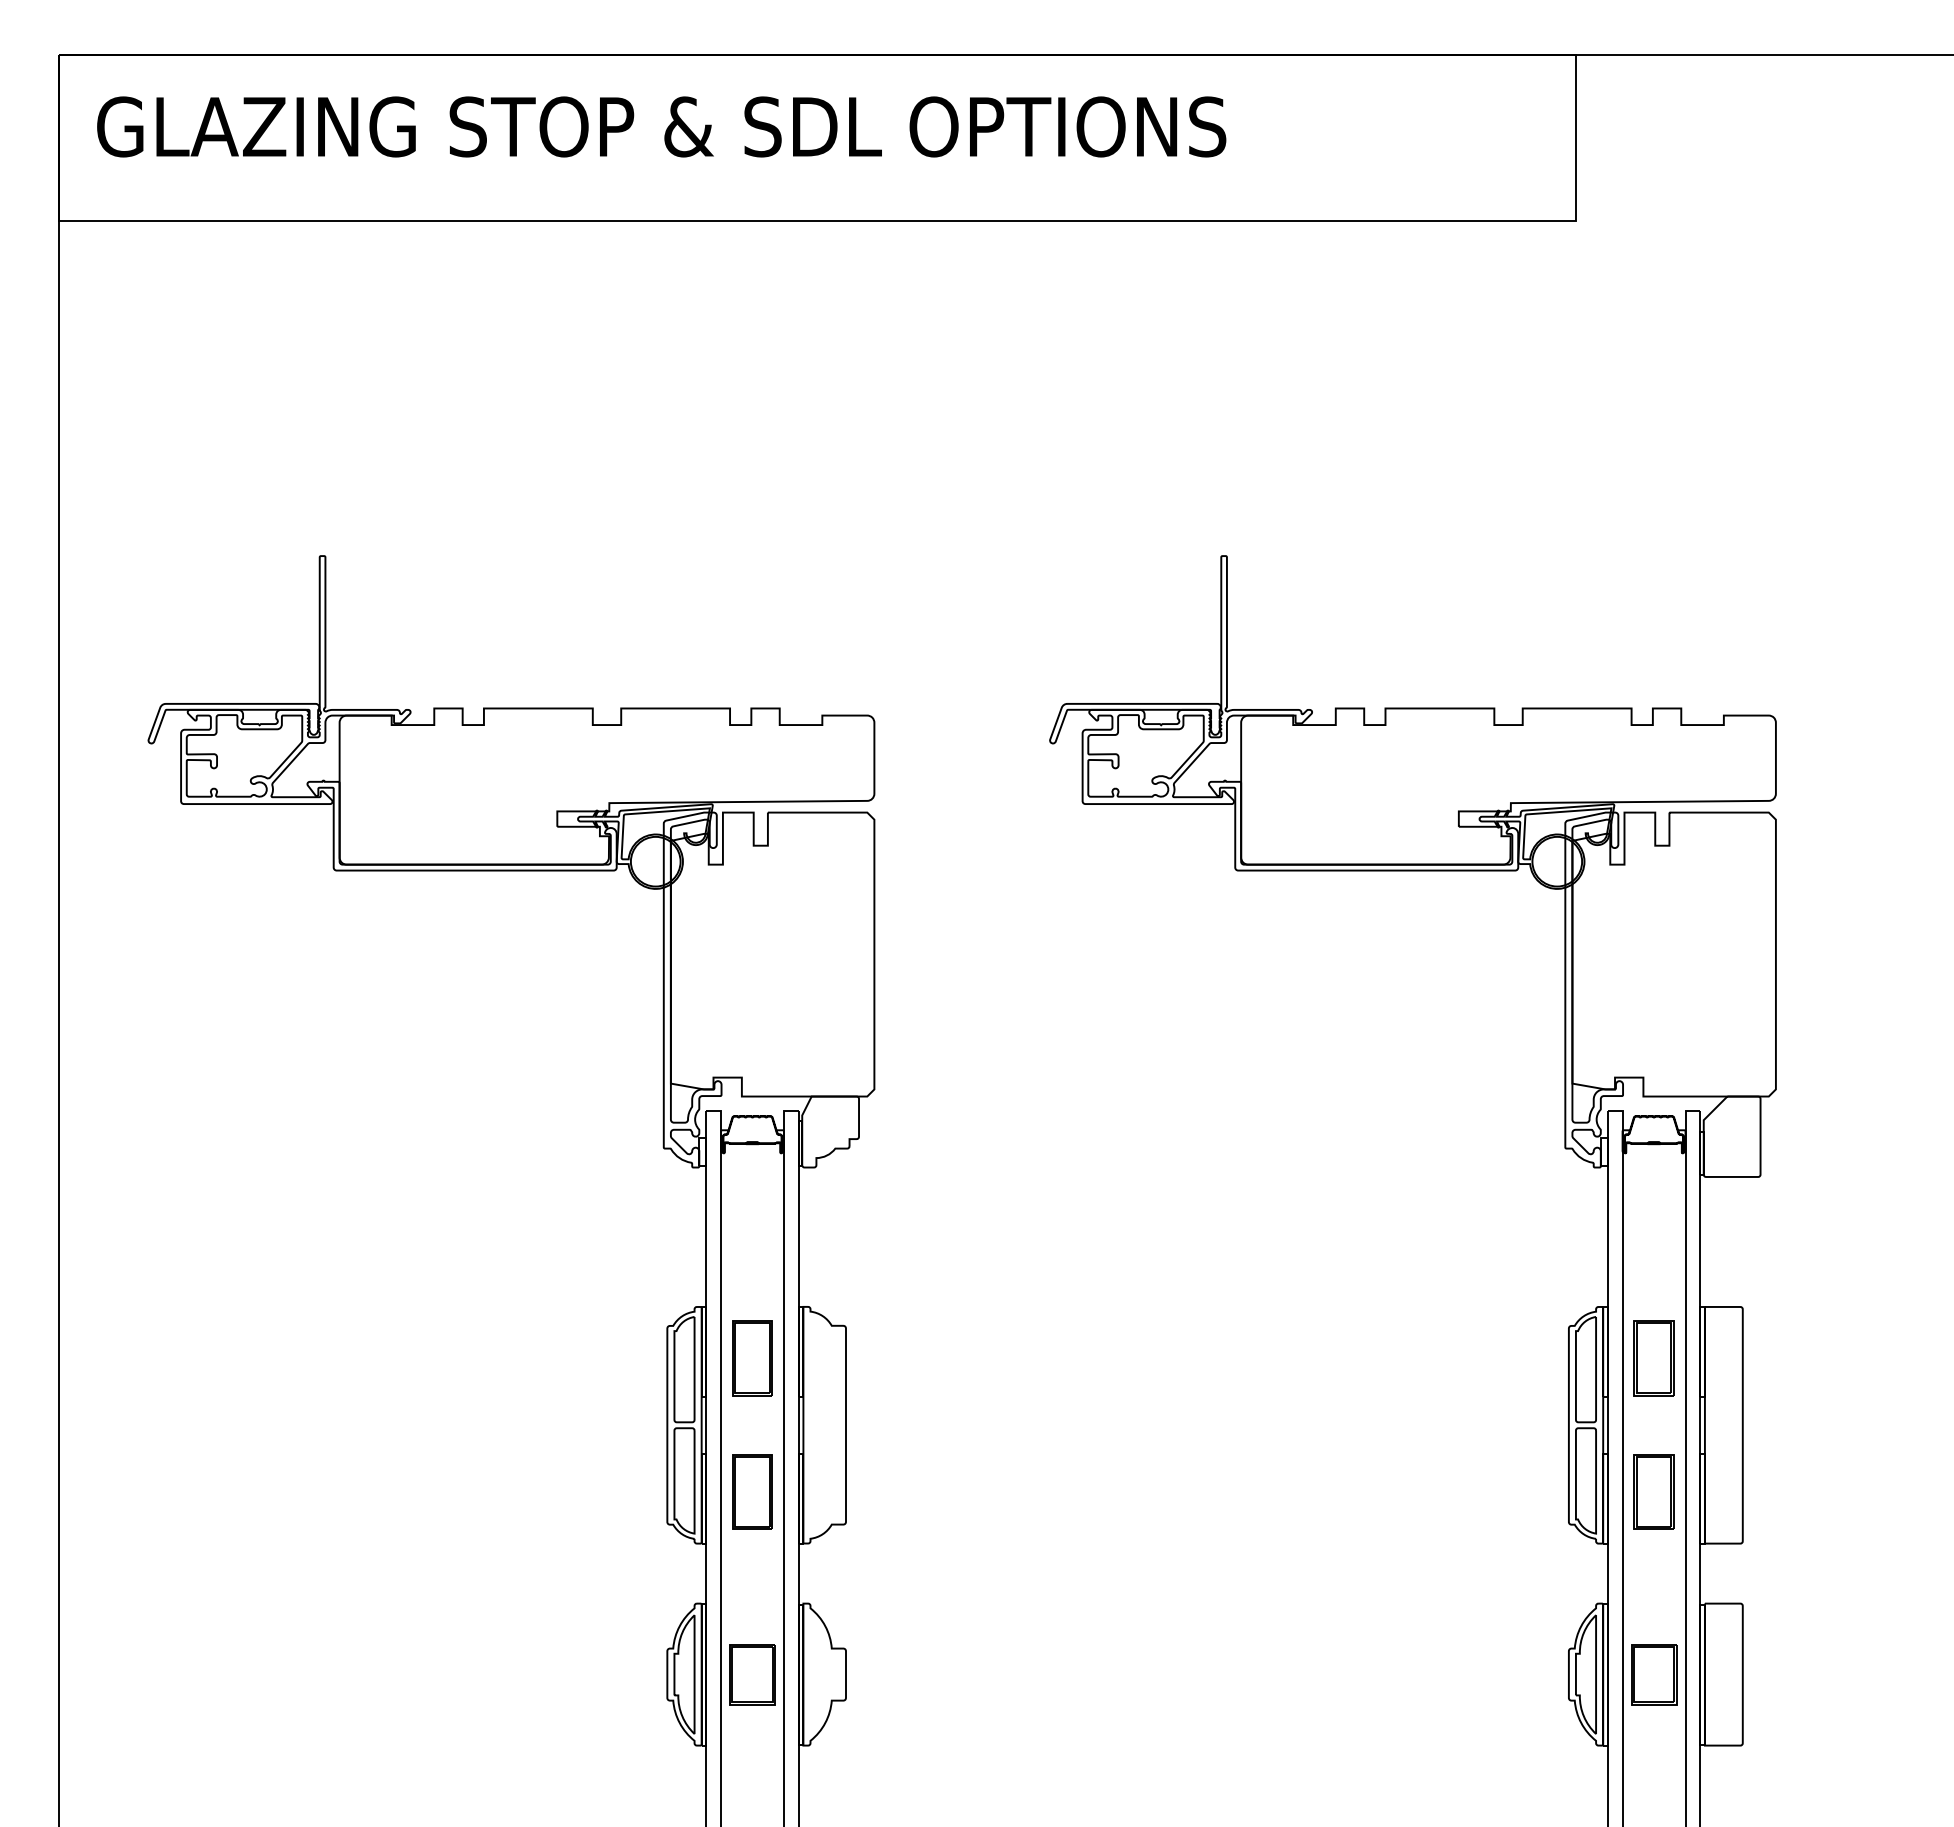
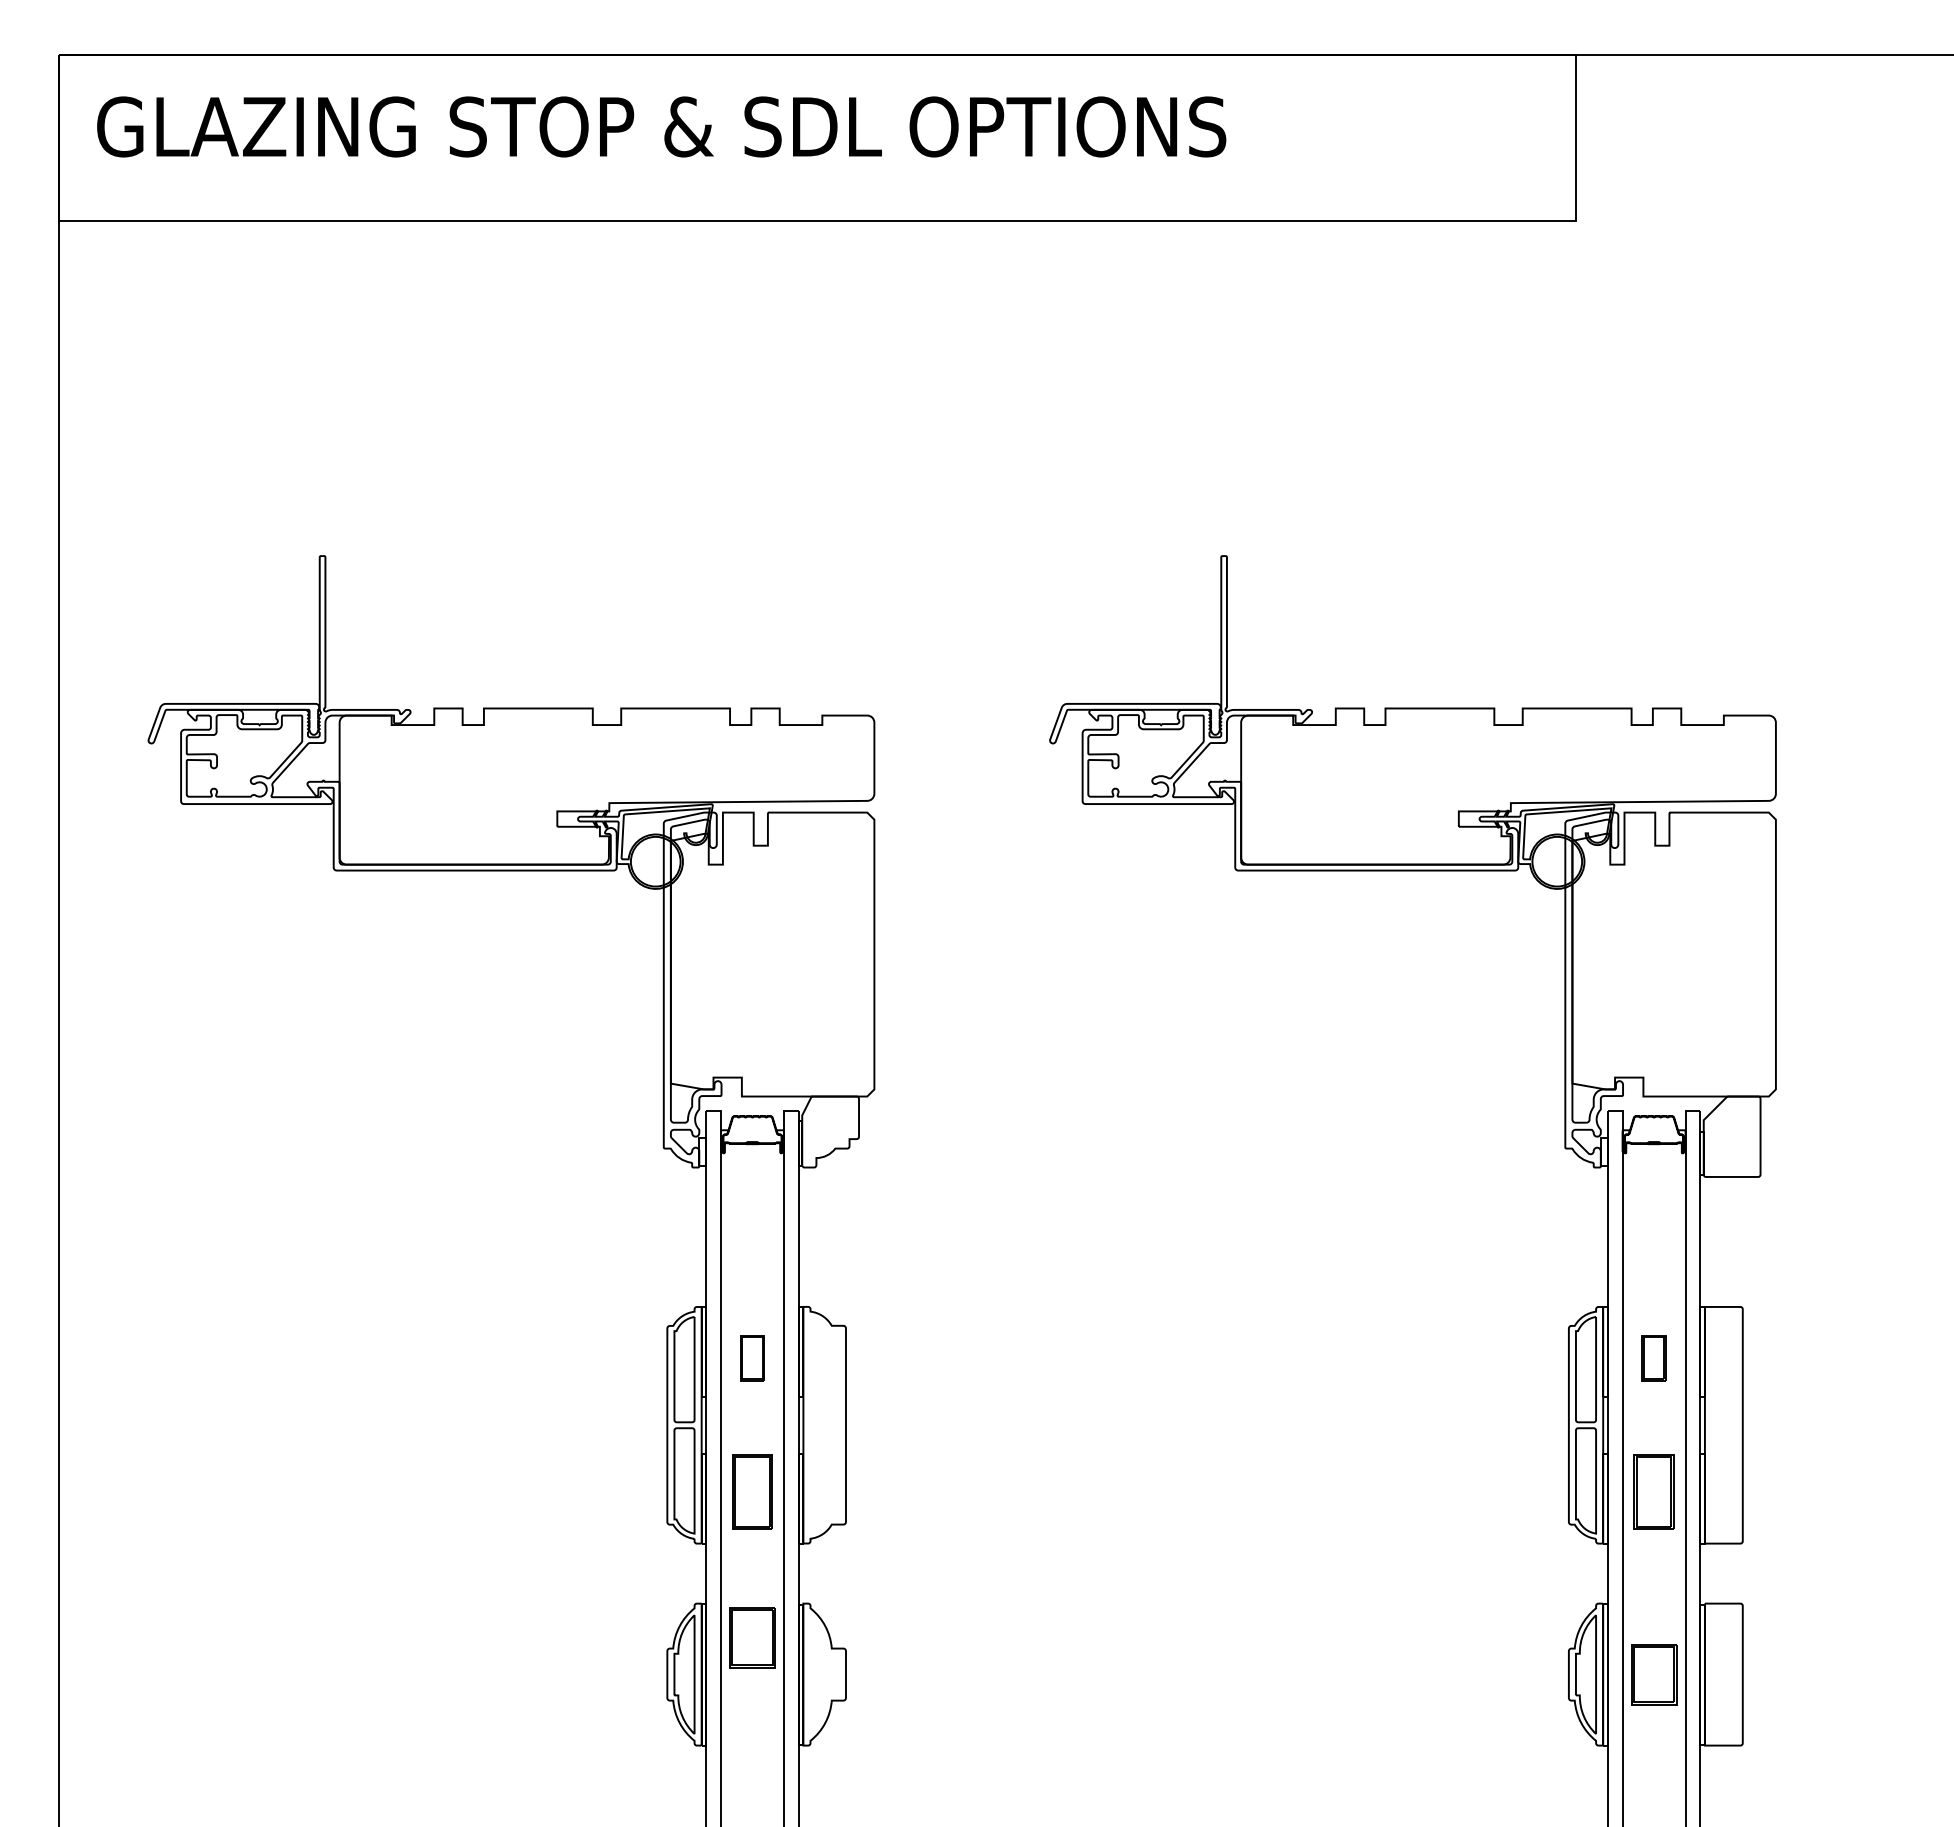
part size: 41x77 px -> 25x47 px (752, 1358)
part size: 42x77 px -> 26x47 px (1653, 1358)
part position: (752, 1674) -> (752, 1637) (752, 1637)
